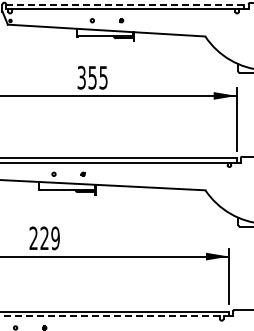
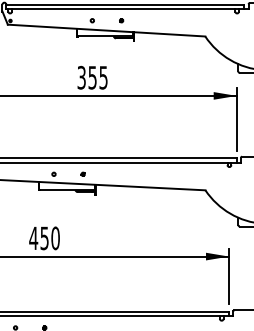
line: dashed -> solid (125, 4)
text: 229 -> 450 (44, 238)
line: dashed -> solid (115, 316)
